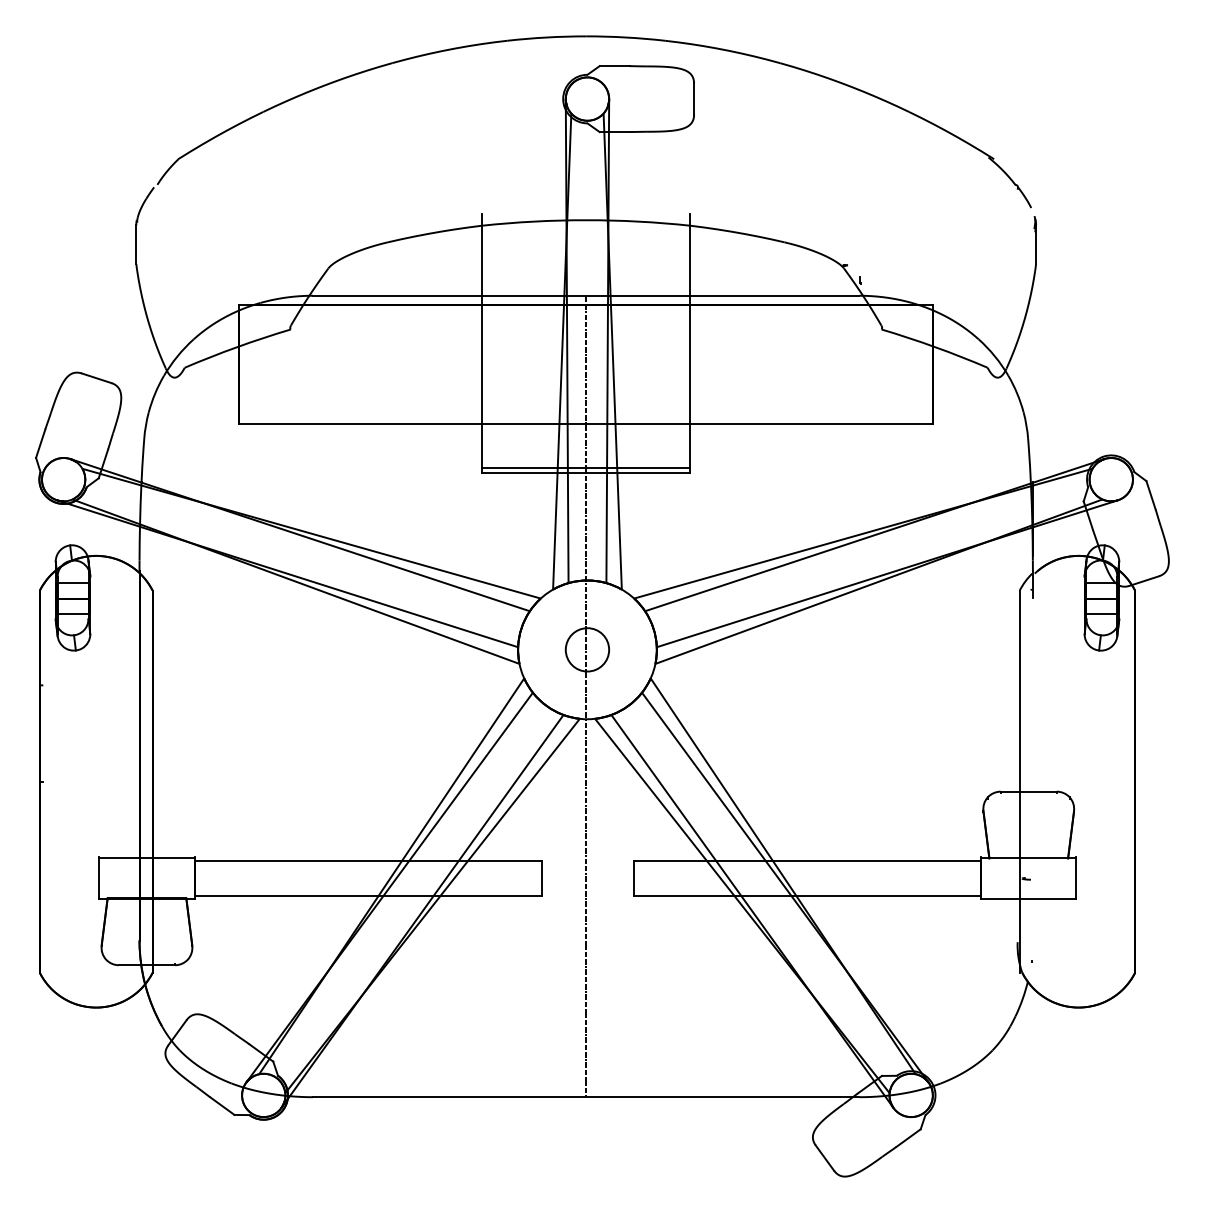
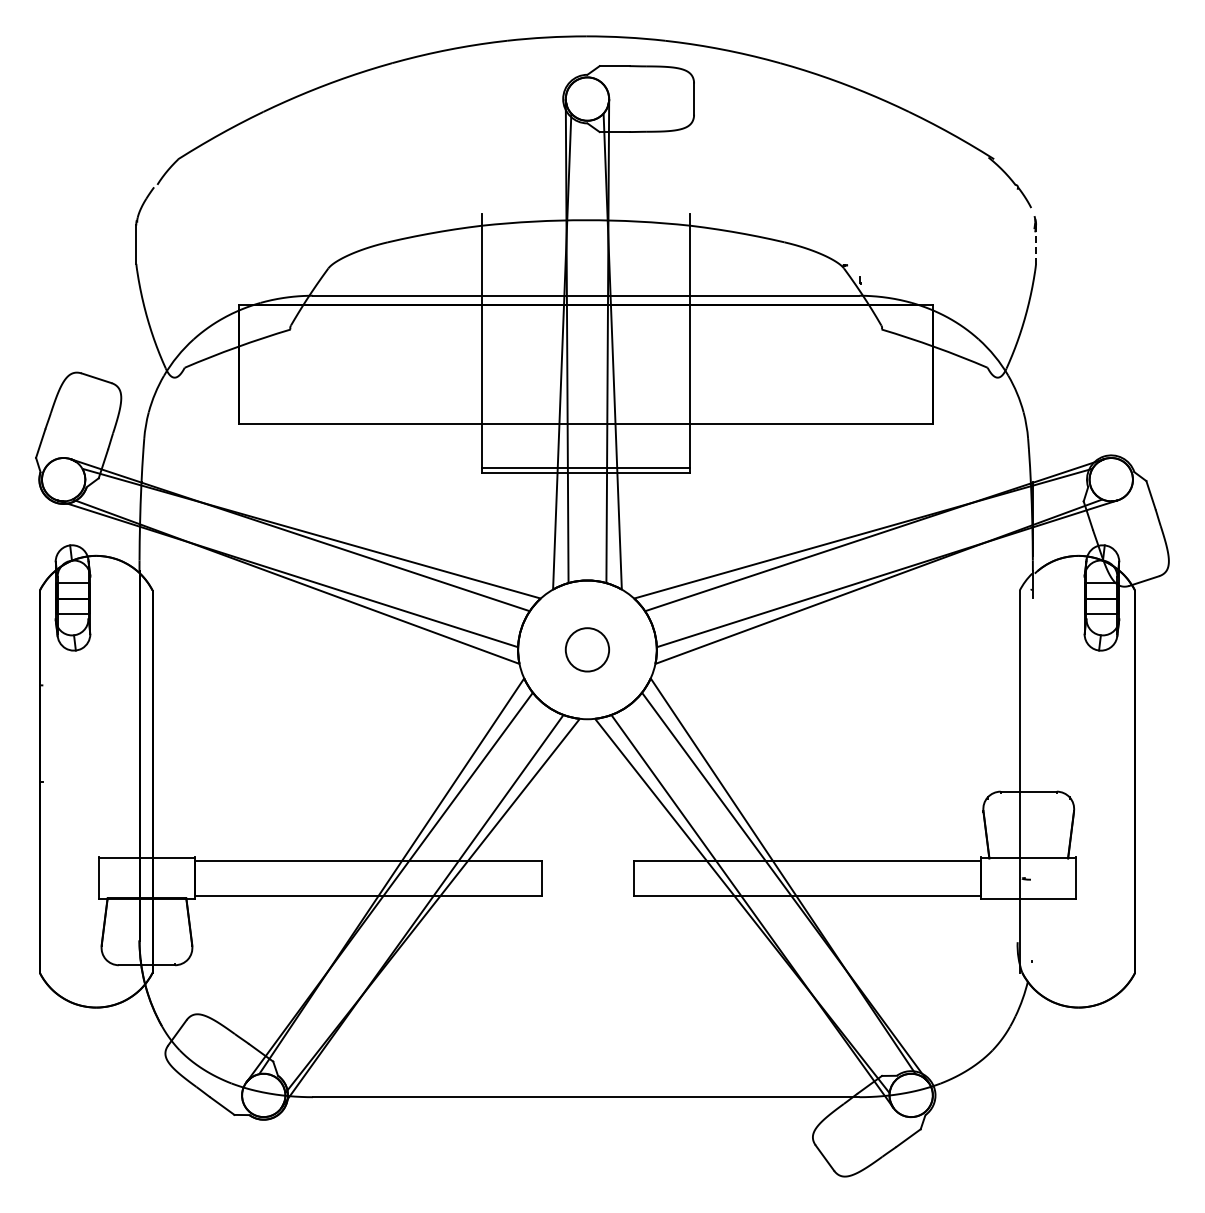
line: solid -> dashed (1036, 245)
line: present -> none (586, 696)
